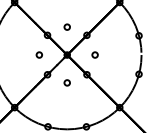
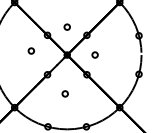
circle position: (38, 54) -> (30, 50) (30, 50)
circle position: (66, 82) -> (64, 93) (64, 93)
